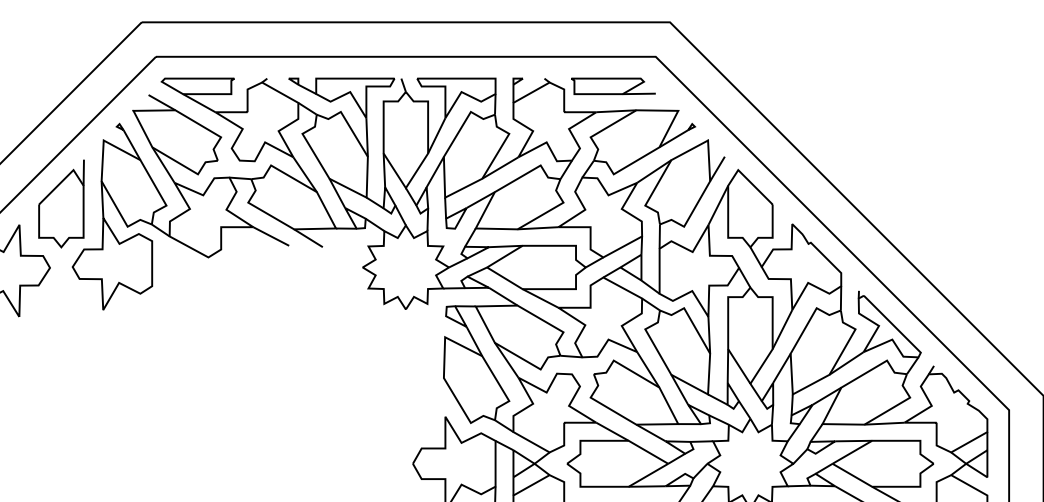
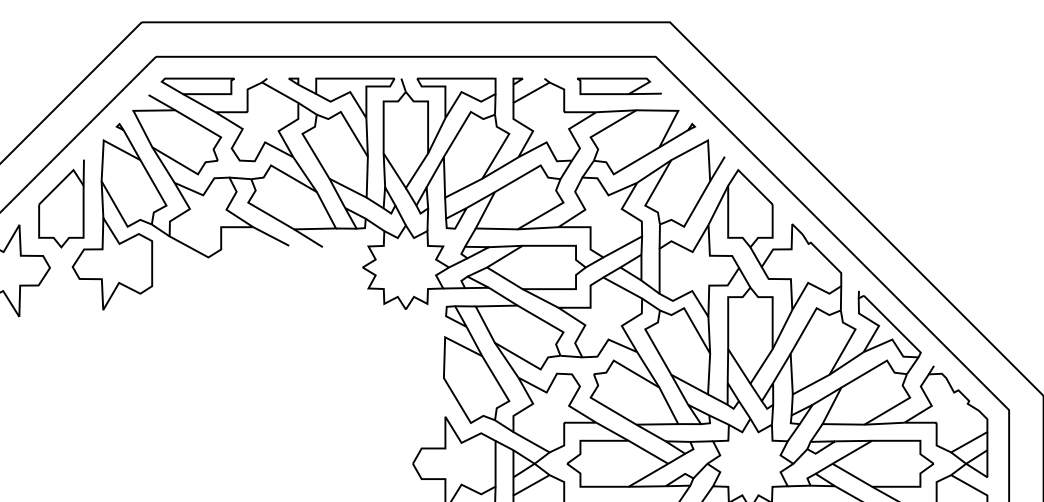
part position: (613, 86) -> (619, 86) (619, 86)
